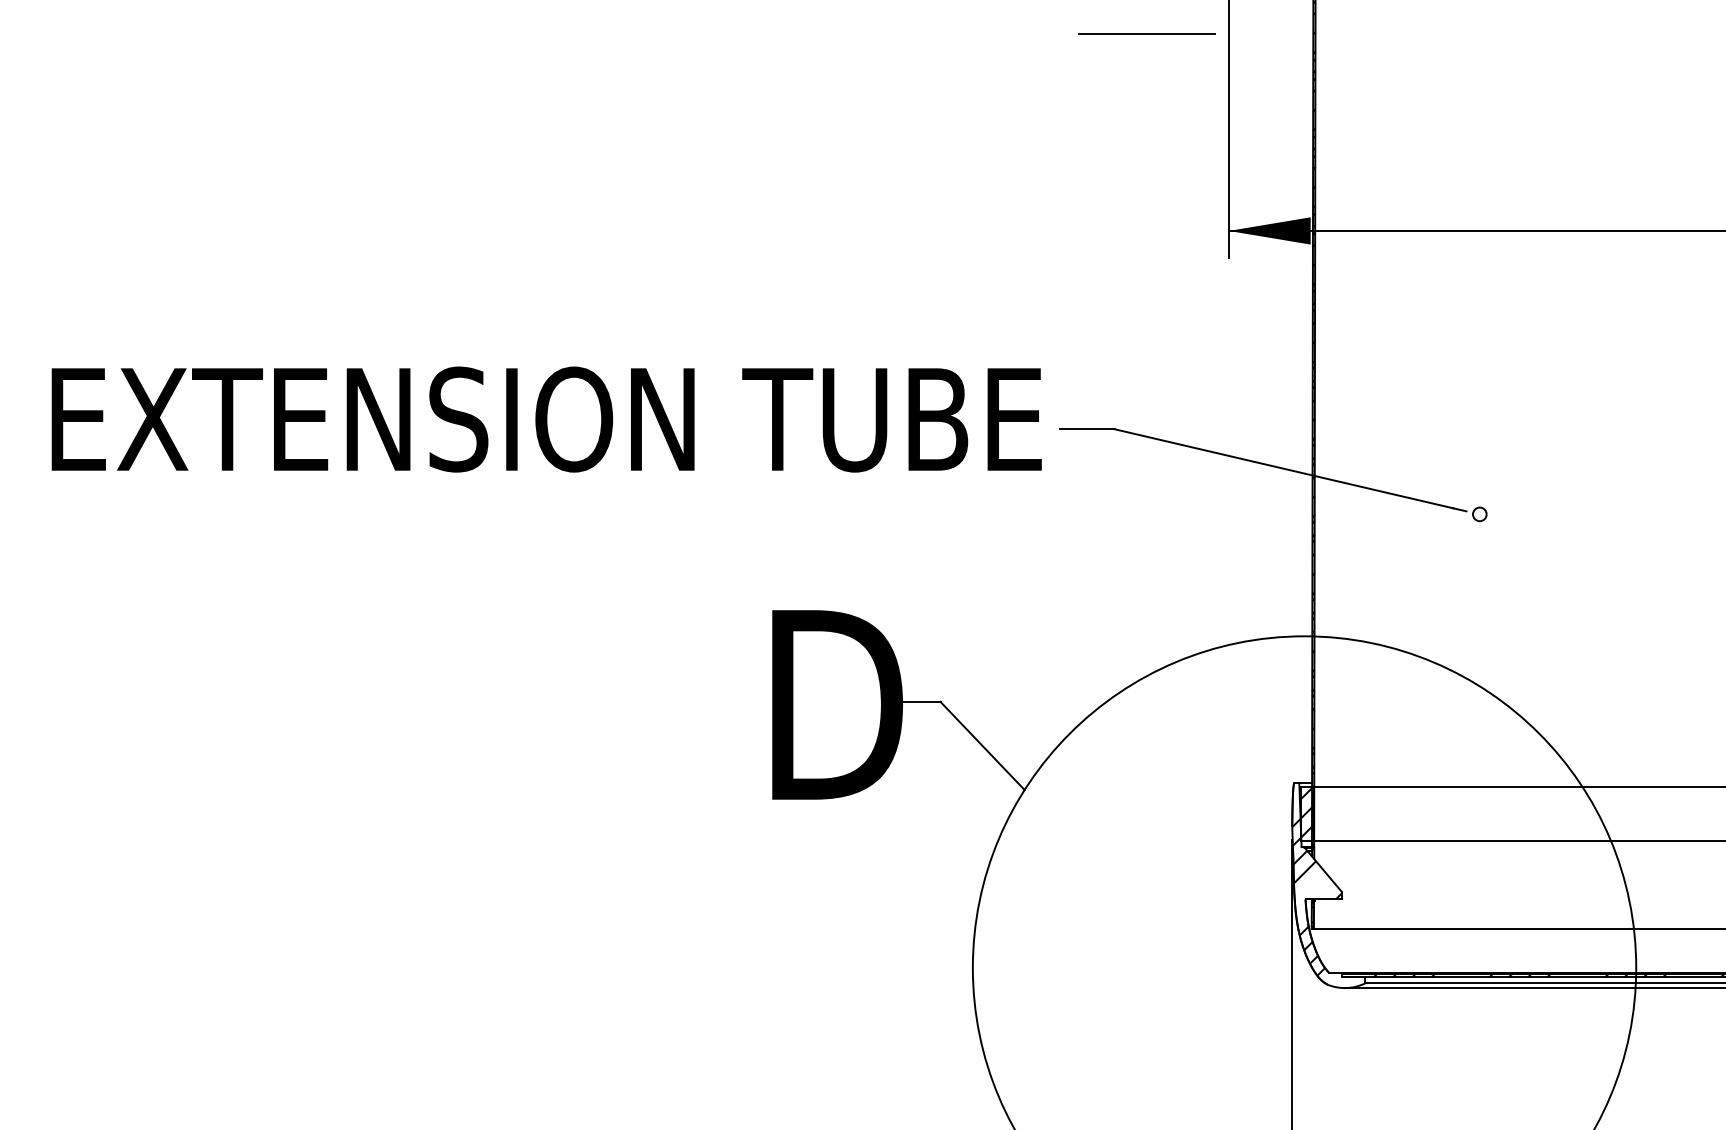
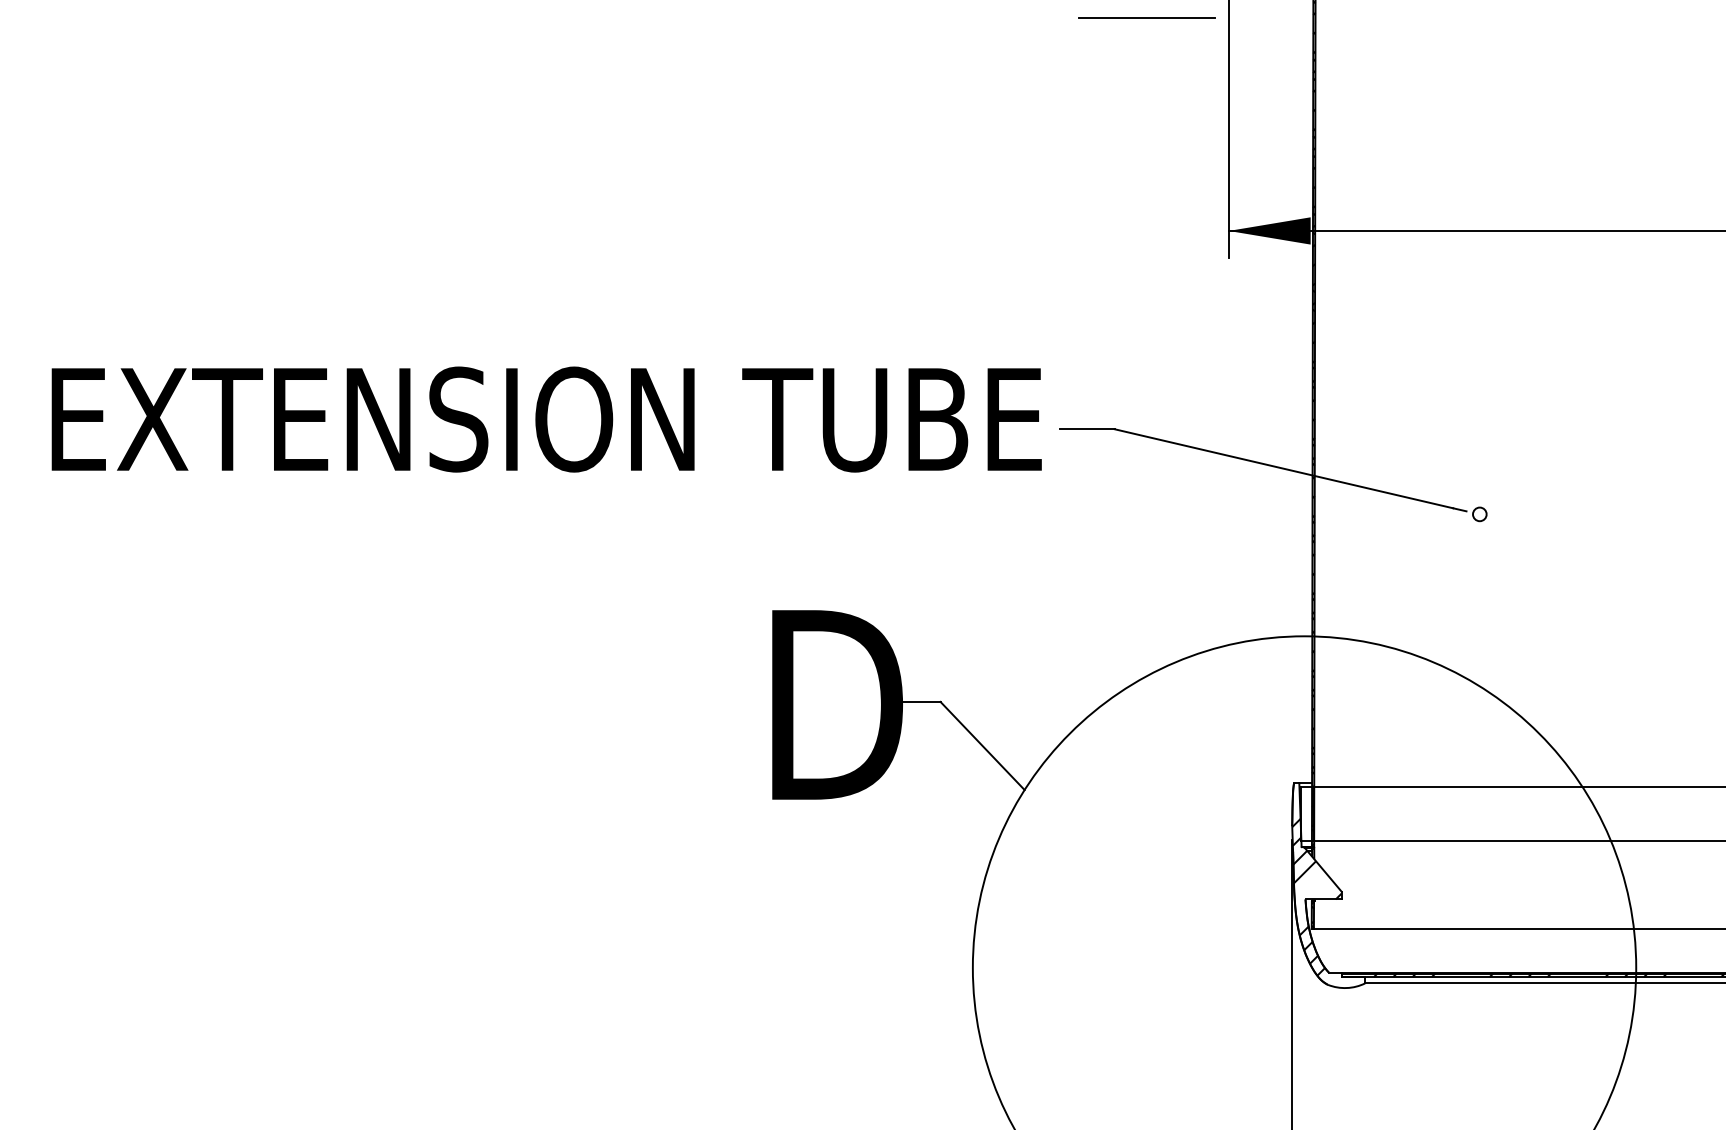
line position: (1146, 33) -> (1146, 17) (1146, 17)
hatch: present -> none (1307, 811)
line: present -> none (1533, 988)
